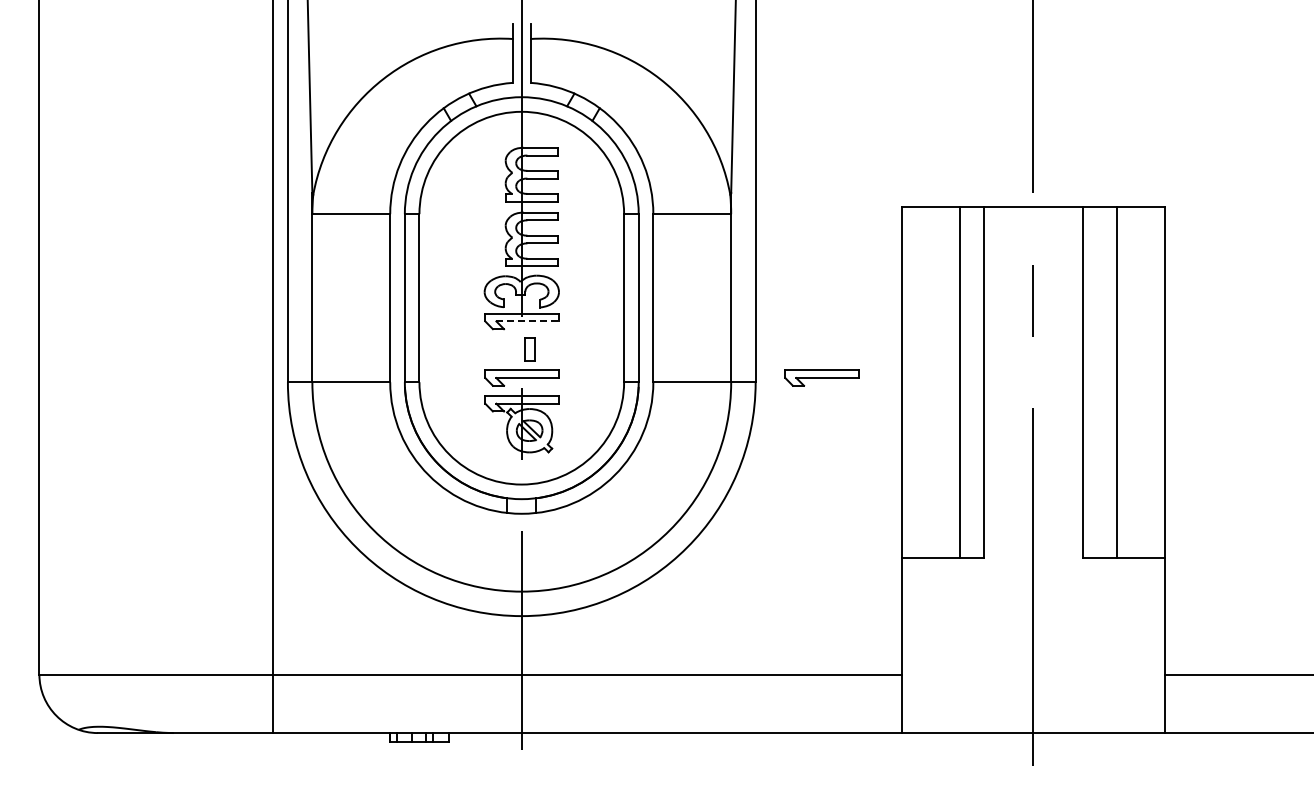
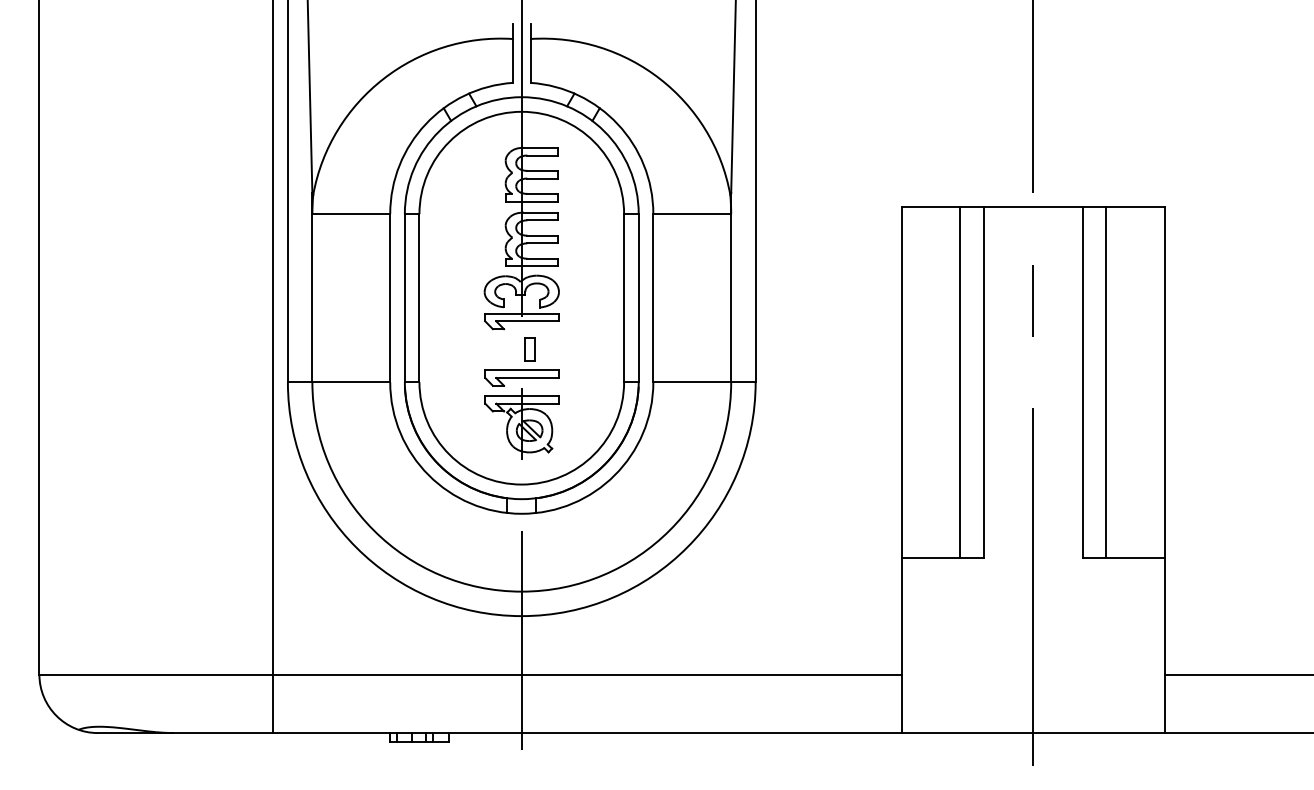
line: dashed -> solid (527, 321)
part: present -> none (821, 377)
line position: (1117, 381) -> (1106, 381) (1106, 381)
